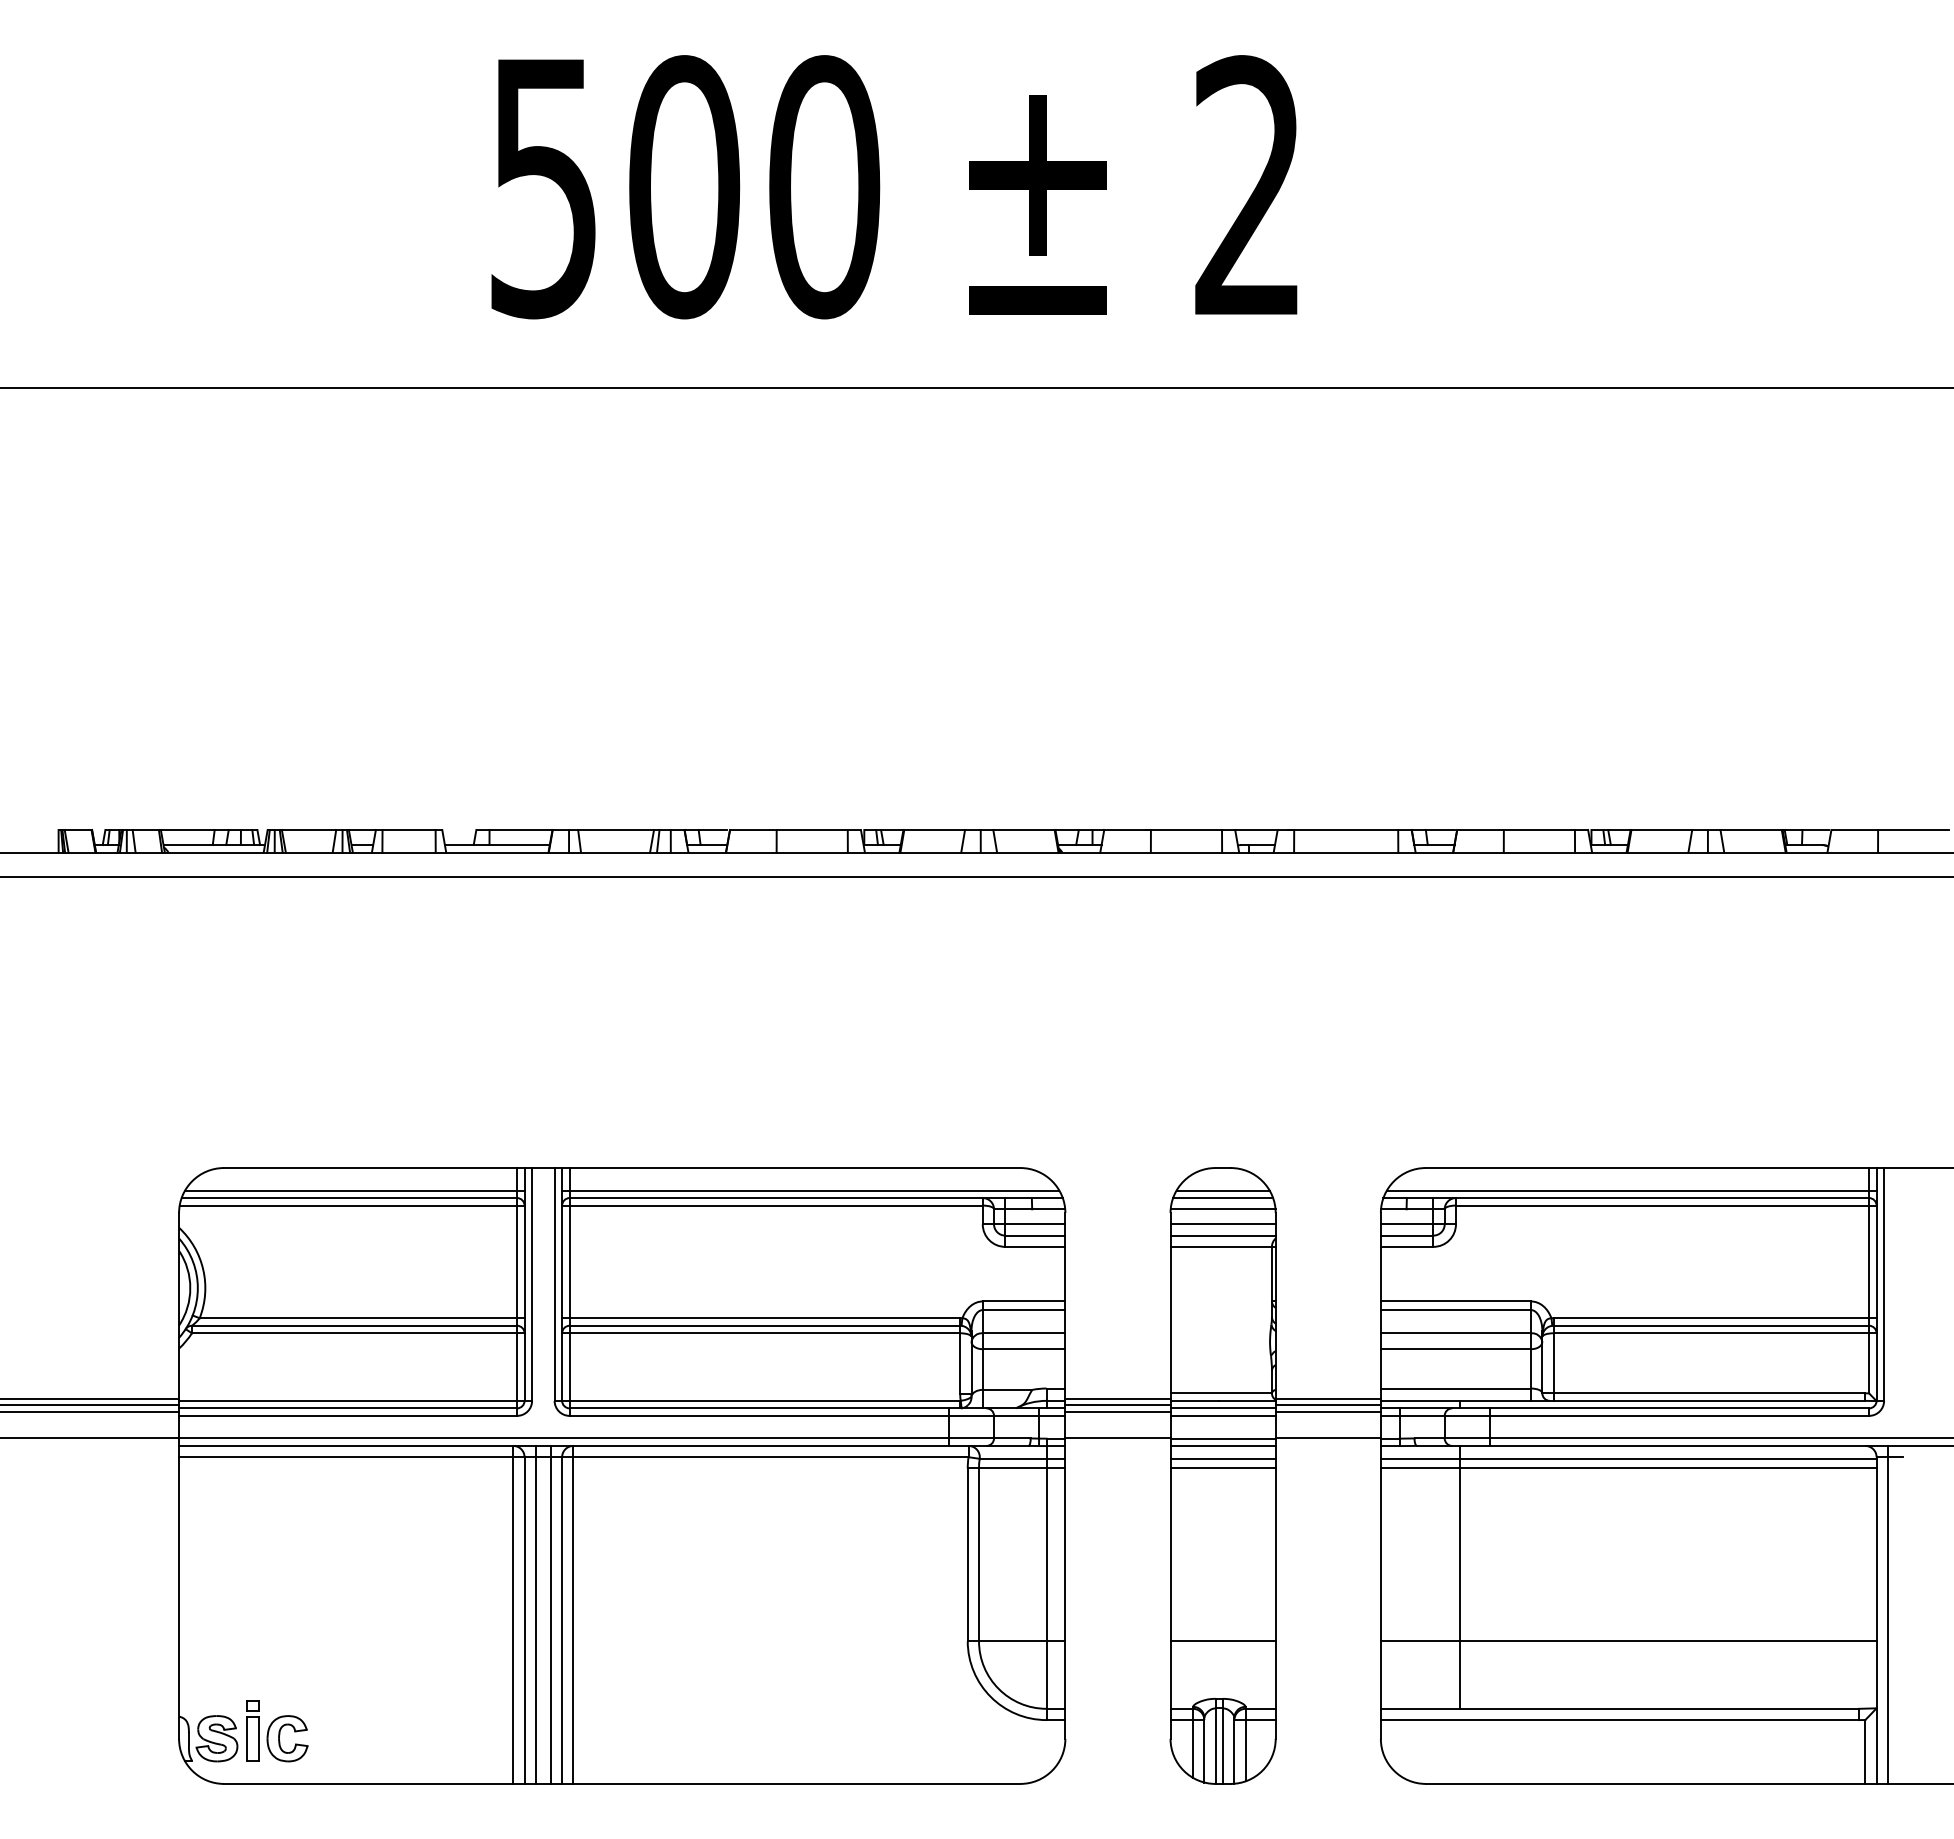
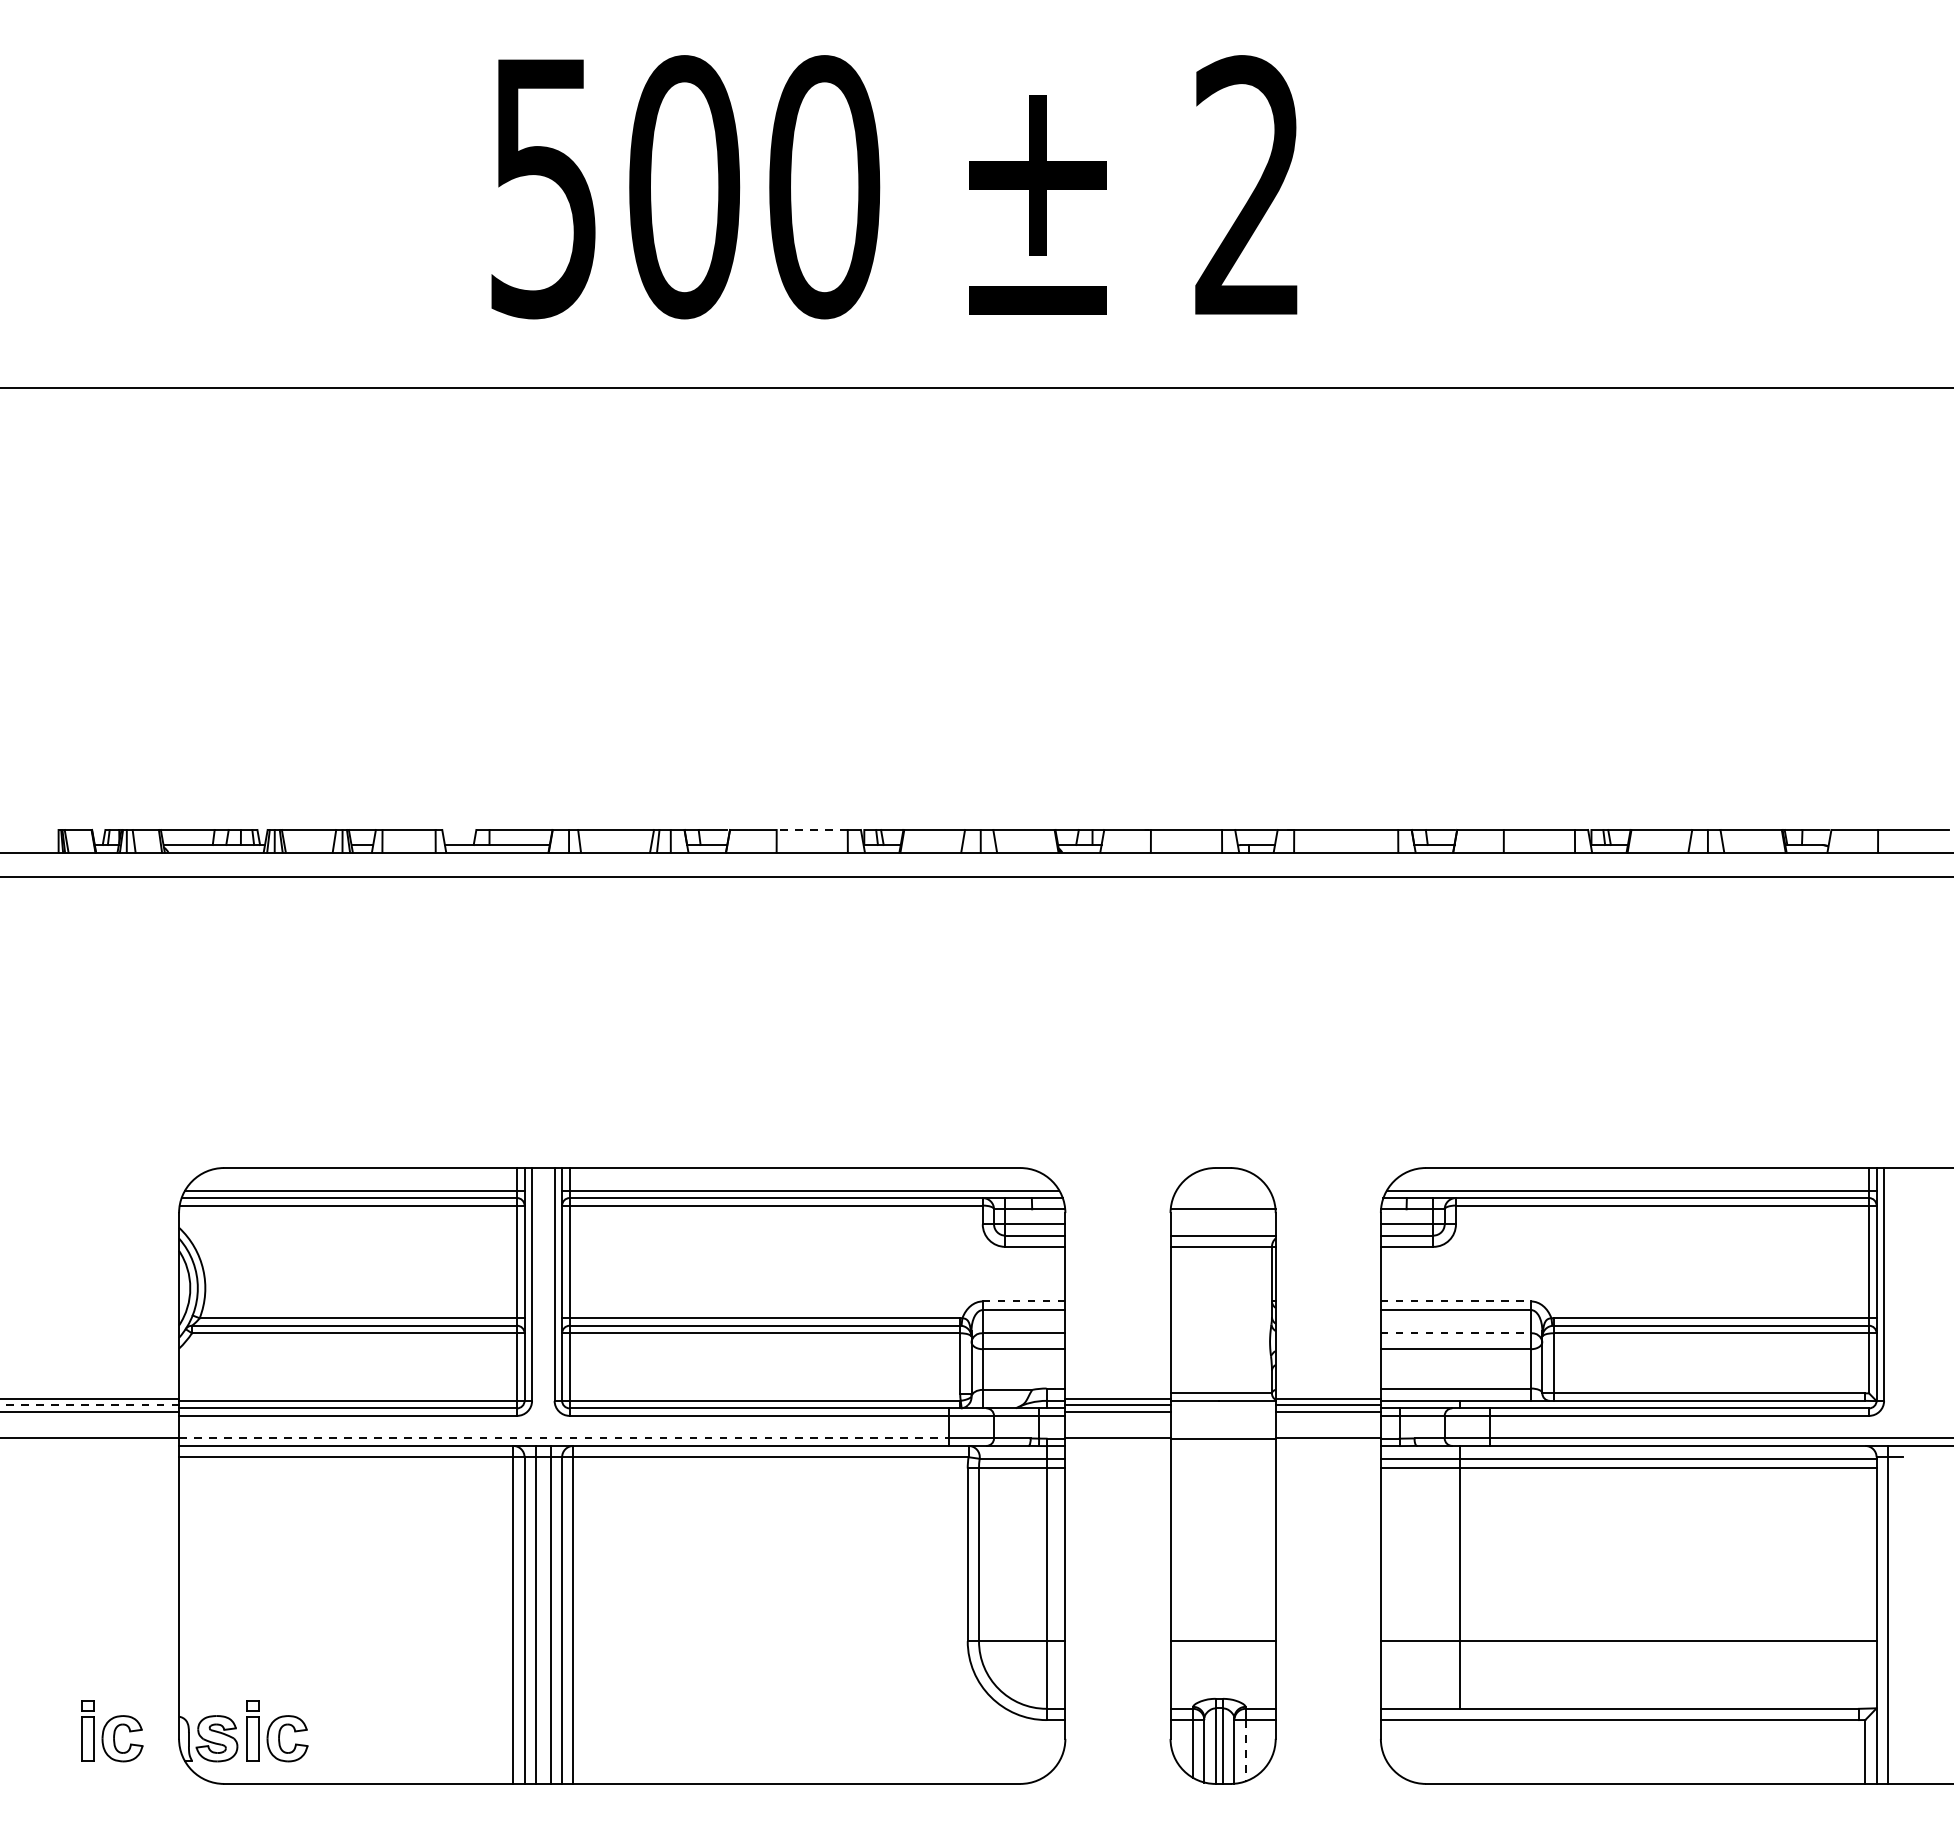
line: solid -> dashed (812, 830)
line: present -> none (1222, 1190)
line: present -> none (1223, 1198)
line: present -> none (1222, 1224)
line: solid -> dashed (1024, 1301)
line: solid -> dashed (1456, 1301)
line: solid -> dashed (1456, 1333)
line: solid -> dashed (89, 1405)
line: present -> none (1222, 1408)
line: present -> none (1222, 1415)
line: solid -> dashed (564, 1438)
line: present -> none (1222, 1446)
line: present -> none (1222, 1458)
line: present -> none (1222, 1468)
part: none -> present (112, 1731)
line: solid -> dashed (1245, 1750)
